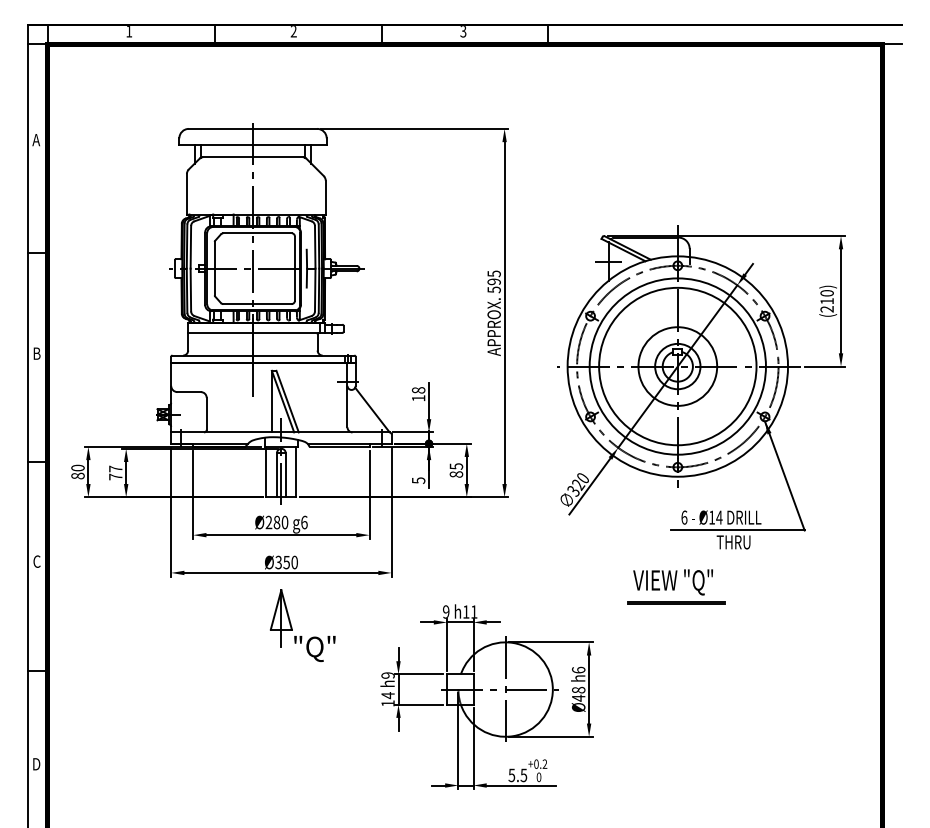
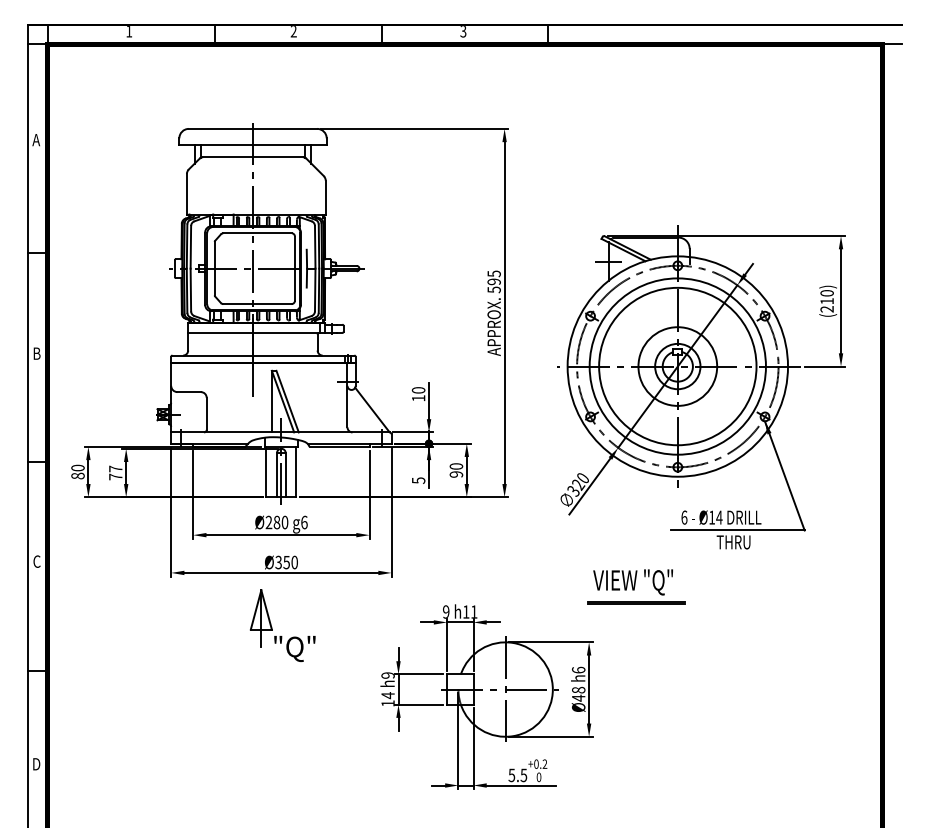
text: 18 -> 10 (418, 390)
text: 85 -> 90 (456, 470)
part position: (676, 586) -> (636, 586) (636, 586)
part position: (292, 627) -> (272, 627) (272, 627)
